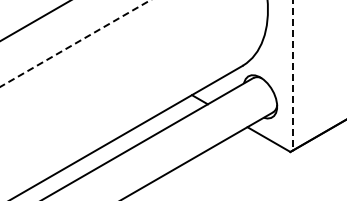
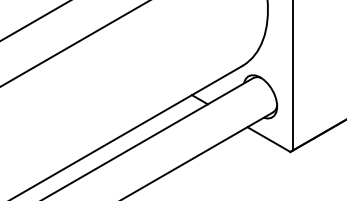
line: dashed -> solid (75, 43)
line: dashed -> solid (293, 75)
